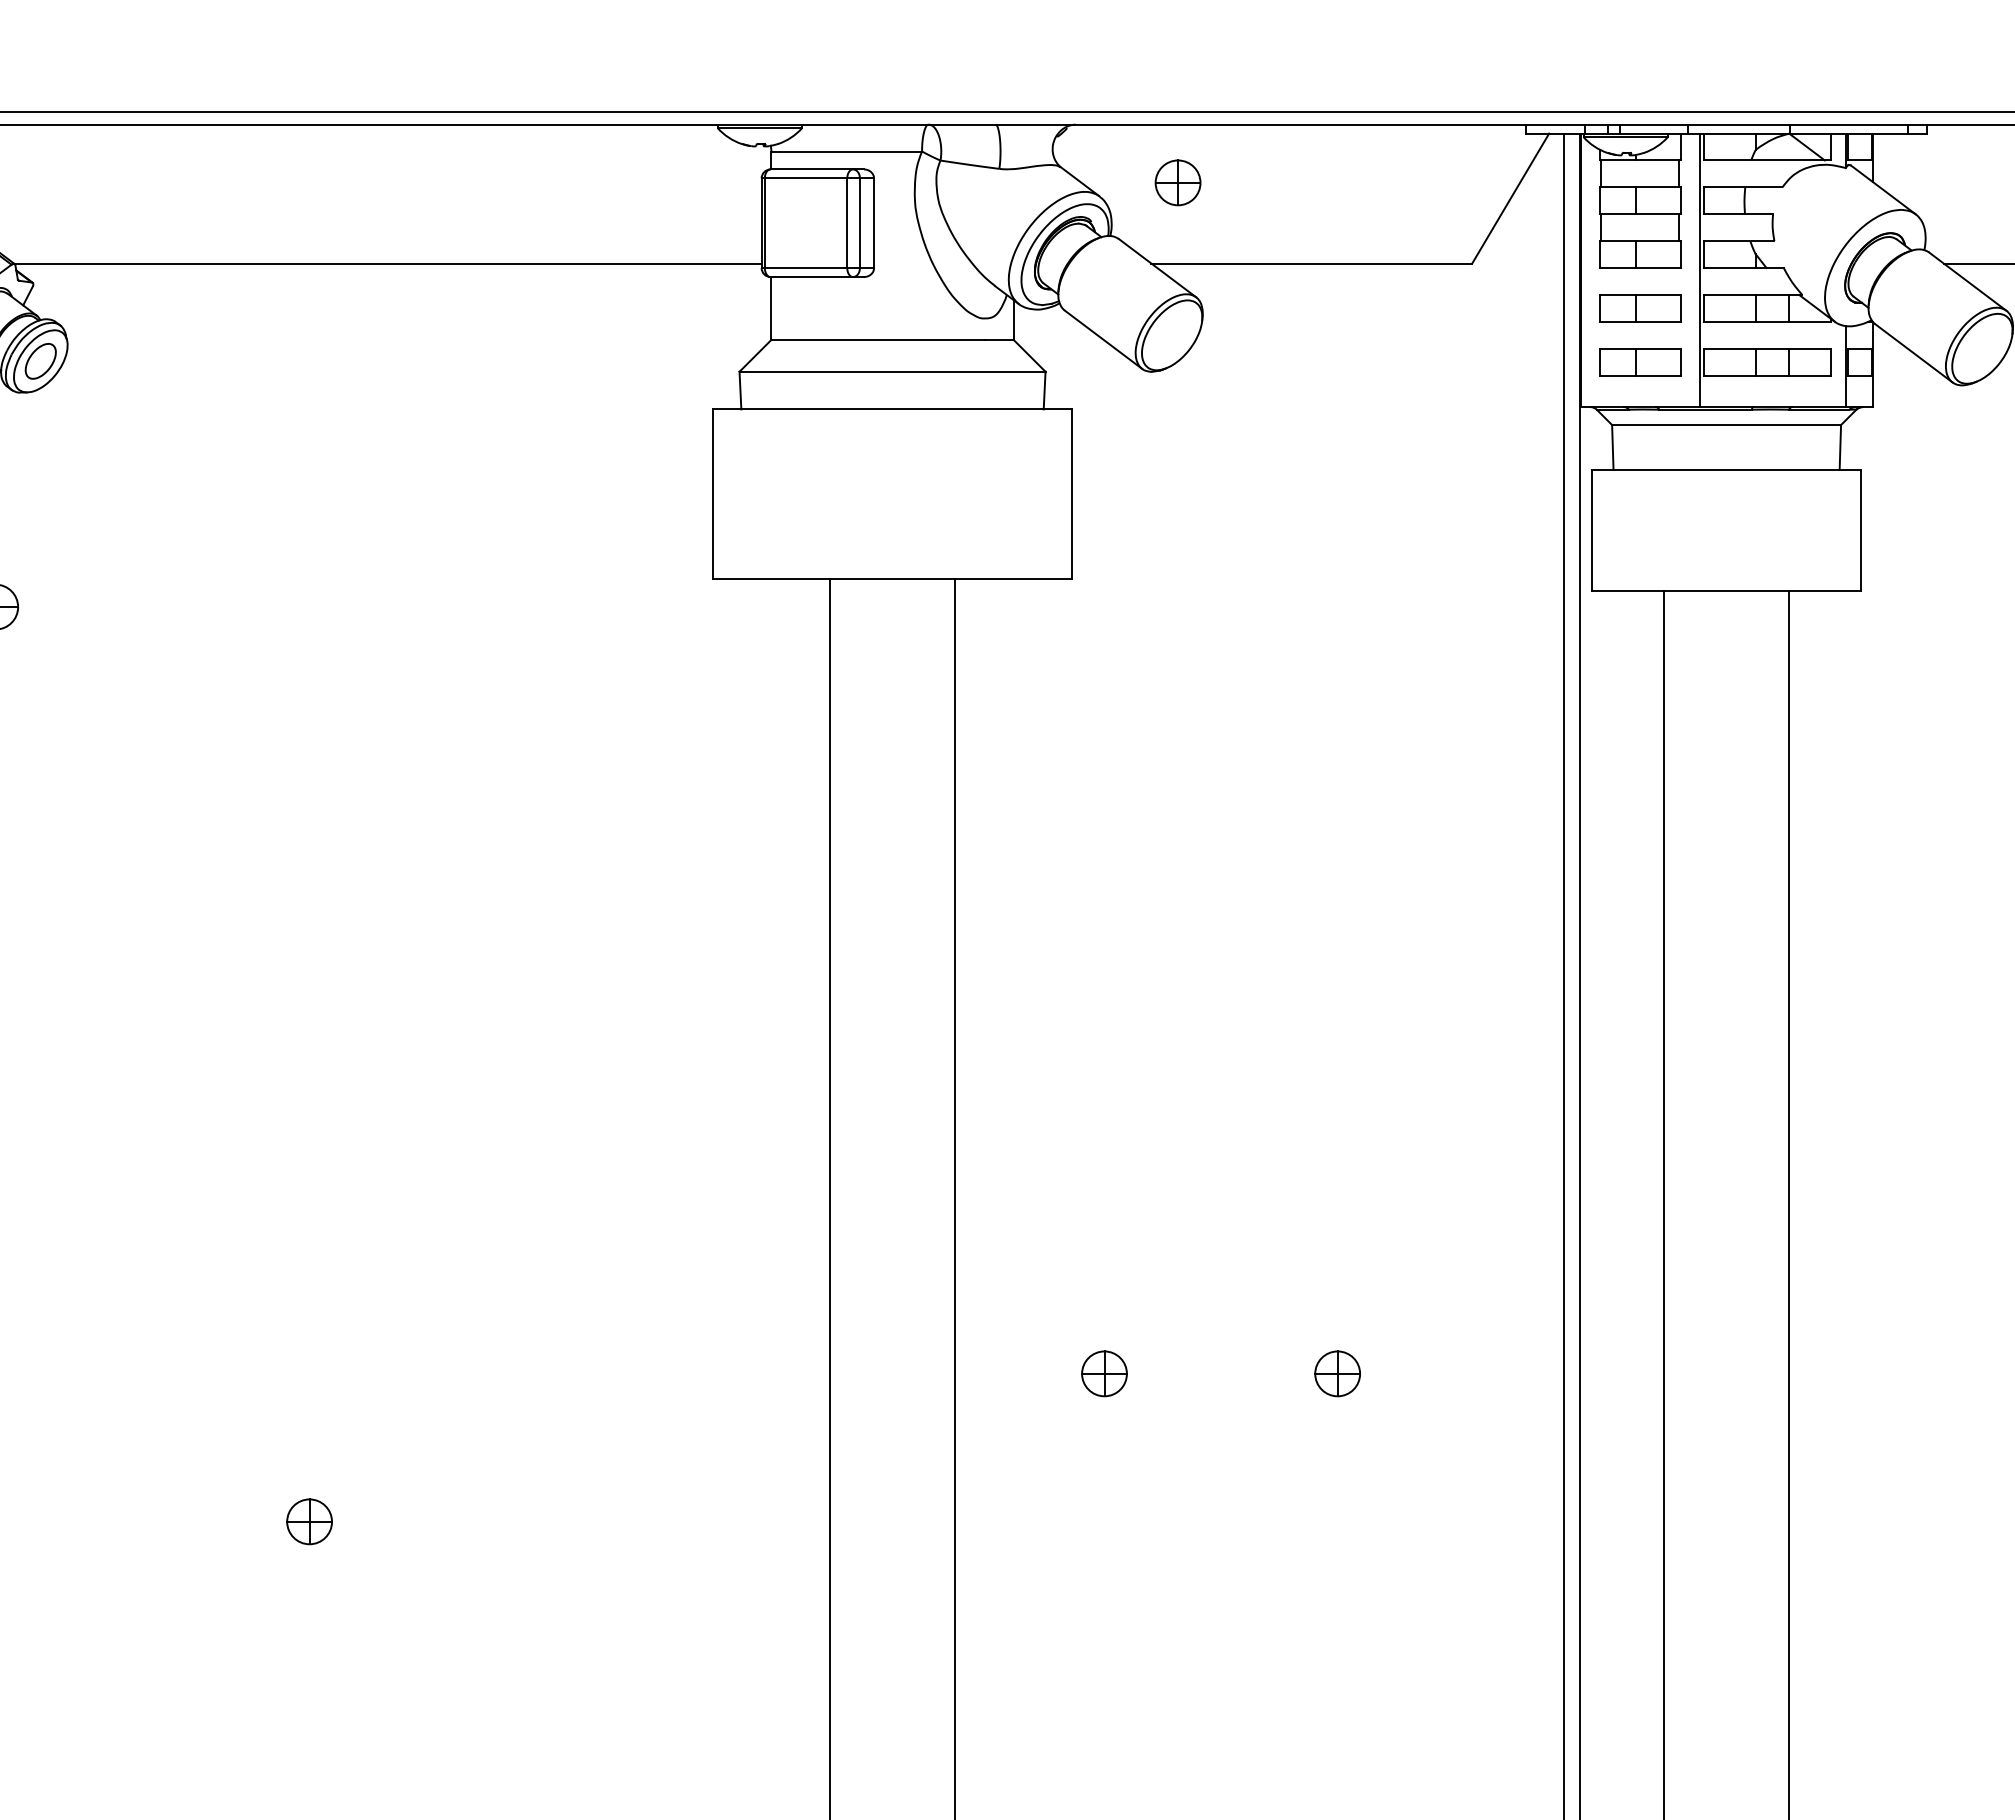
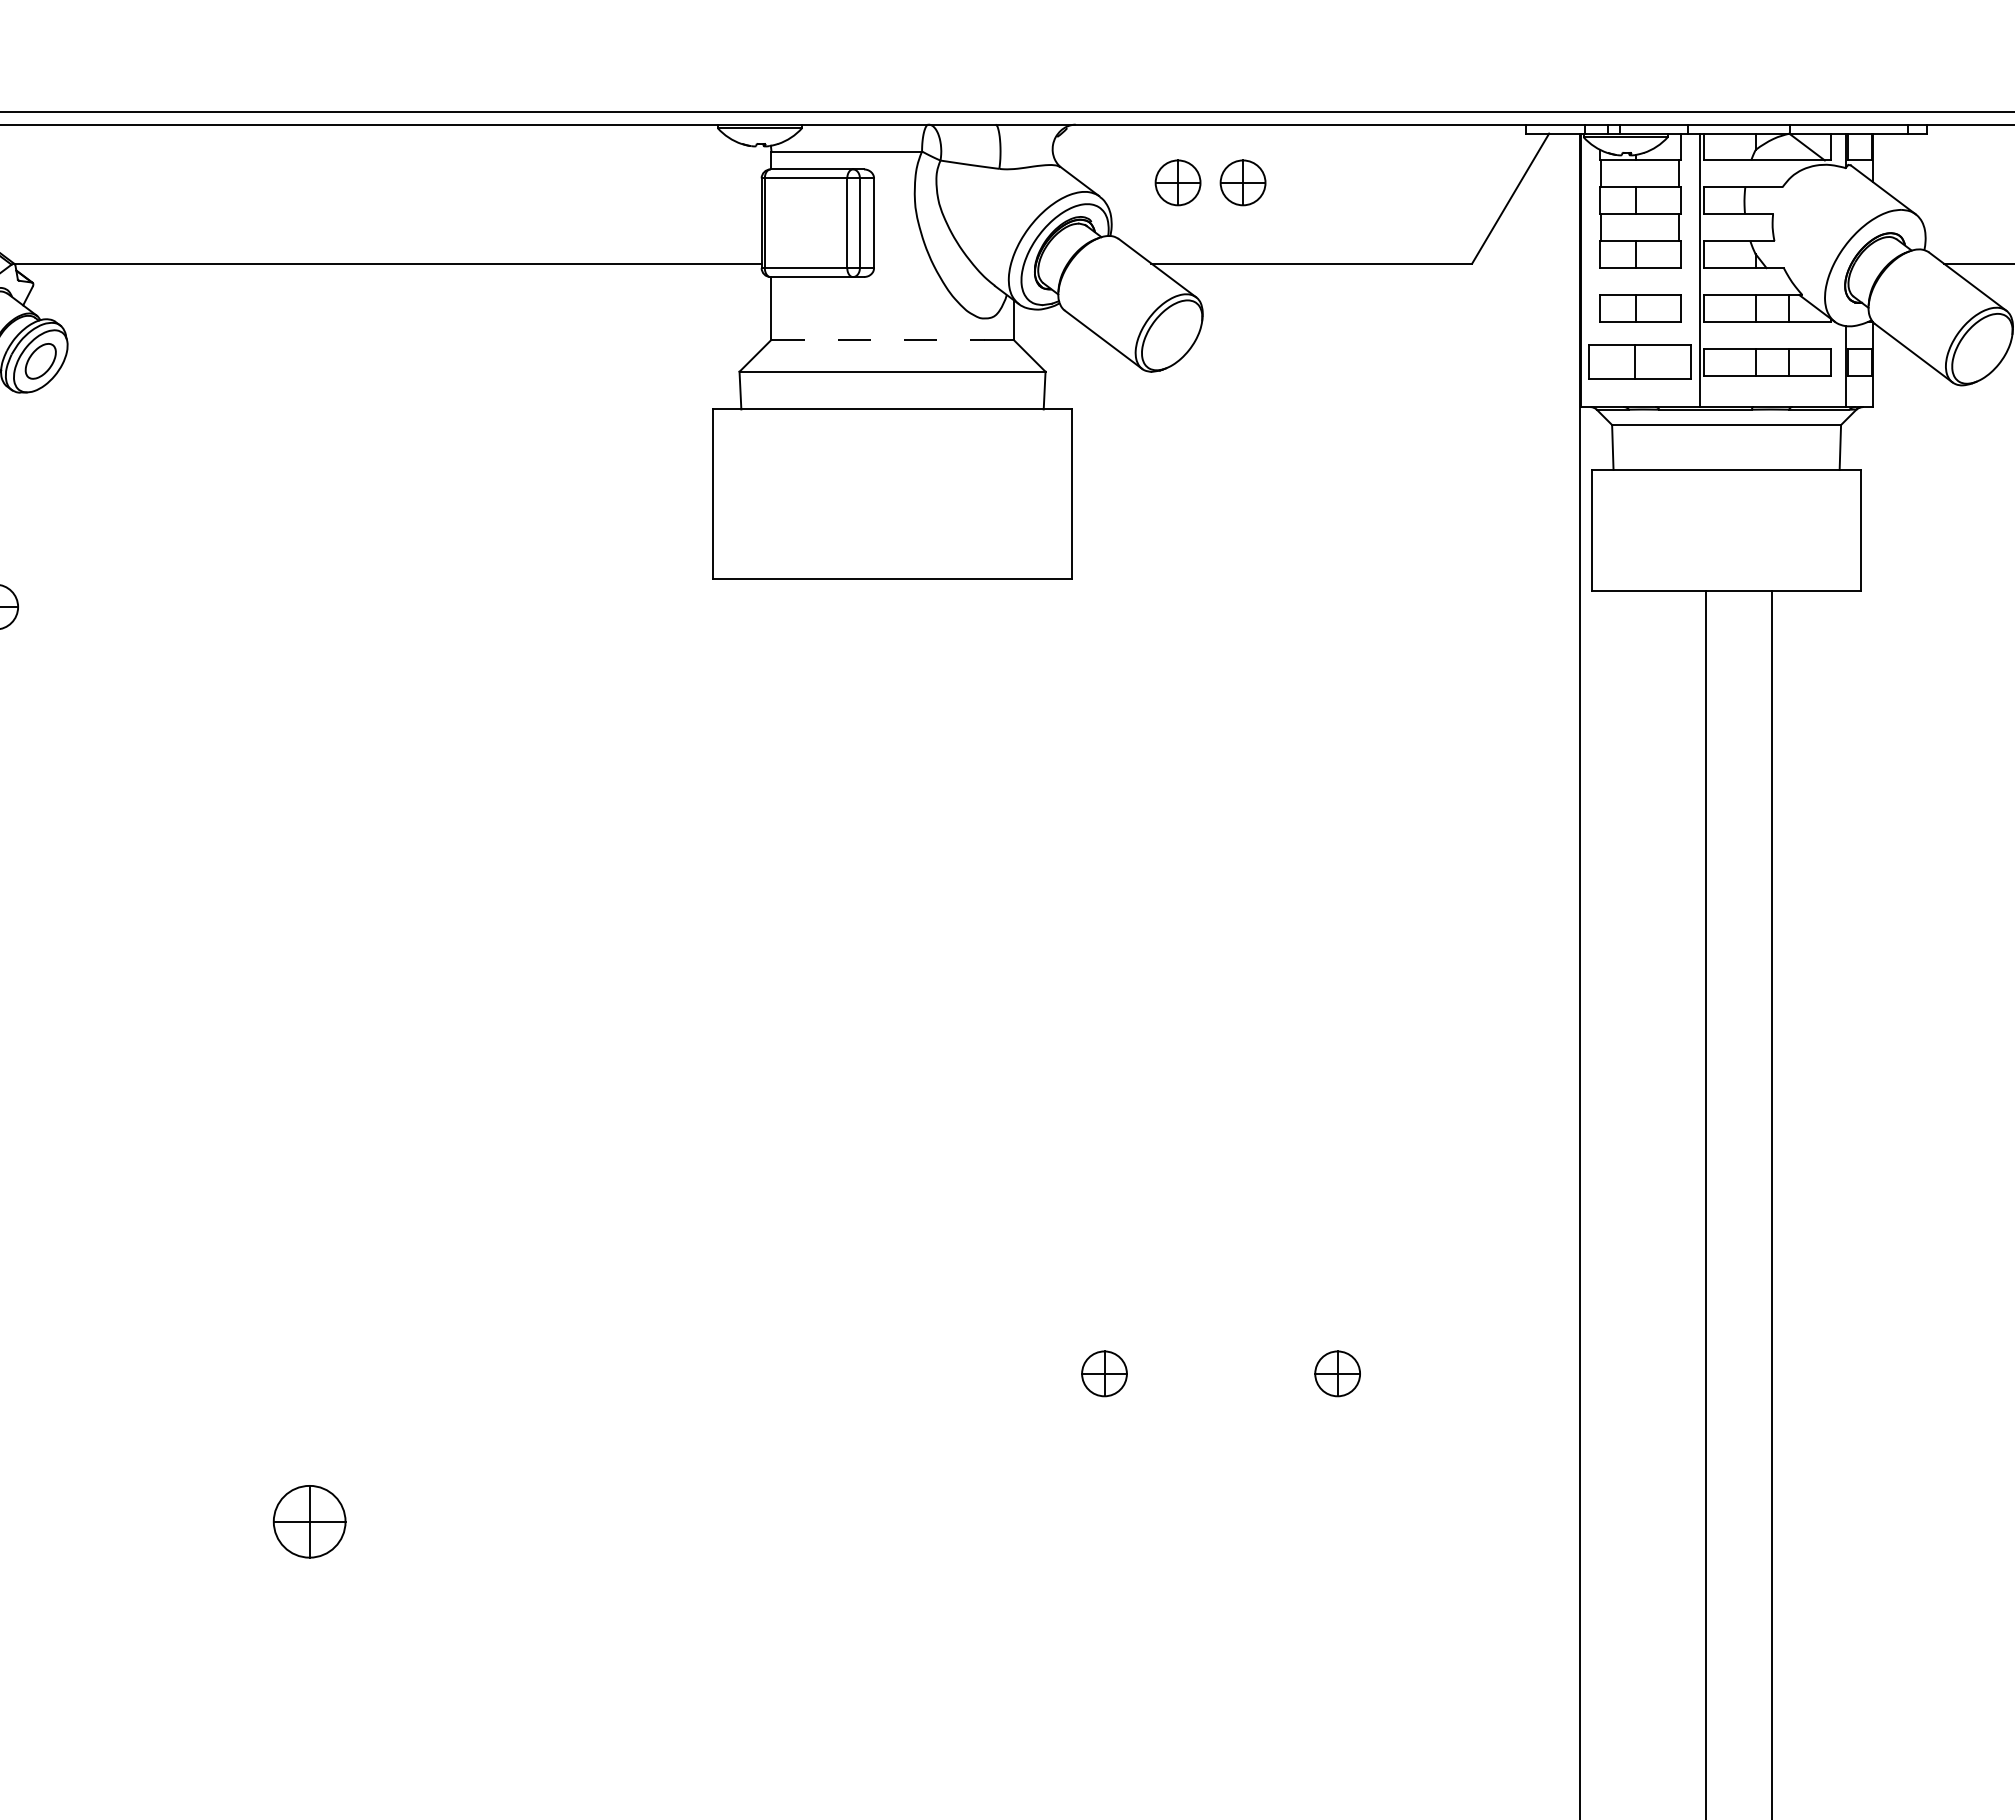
part: none -> present (1242, 182)
line: solid -> dashed (878, 339)
part size: 83x29 px -> 104x36 px (1639, 361)
line: present -> none (1563, 974)
line: present -> none (830, 1197)
line: present -> none (954, 1197)
line position: (1664, 1203) -> (1706, 1203) (1706, 1203)
line position: (1788, 1203) -> (1771, 1203) (1771, 1203)
part size: 47x48 px -> 75x74 px (309, 1521)
